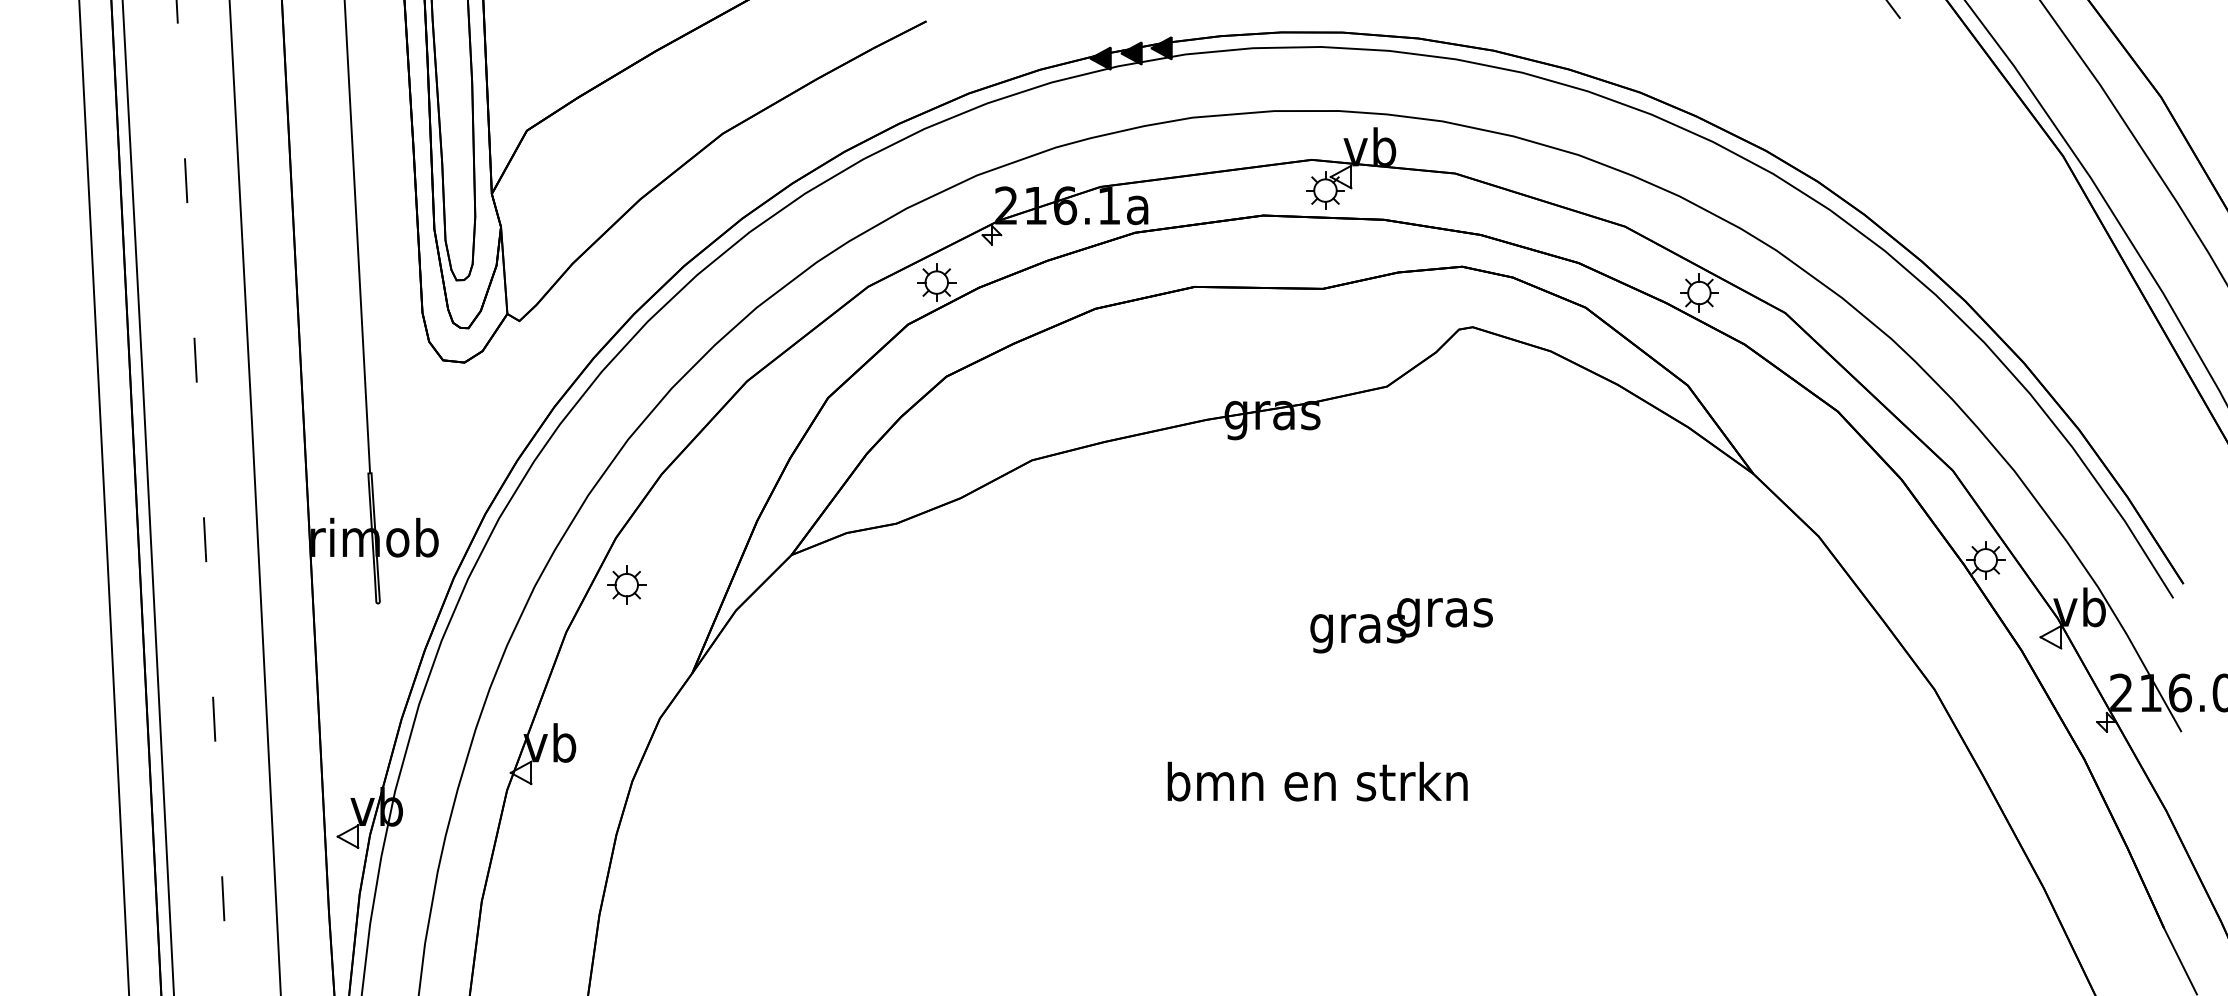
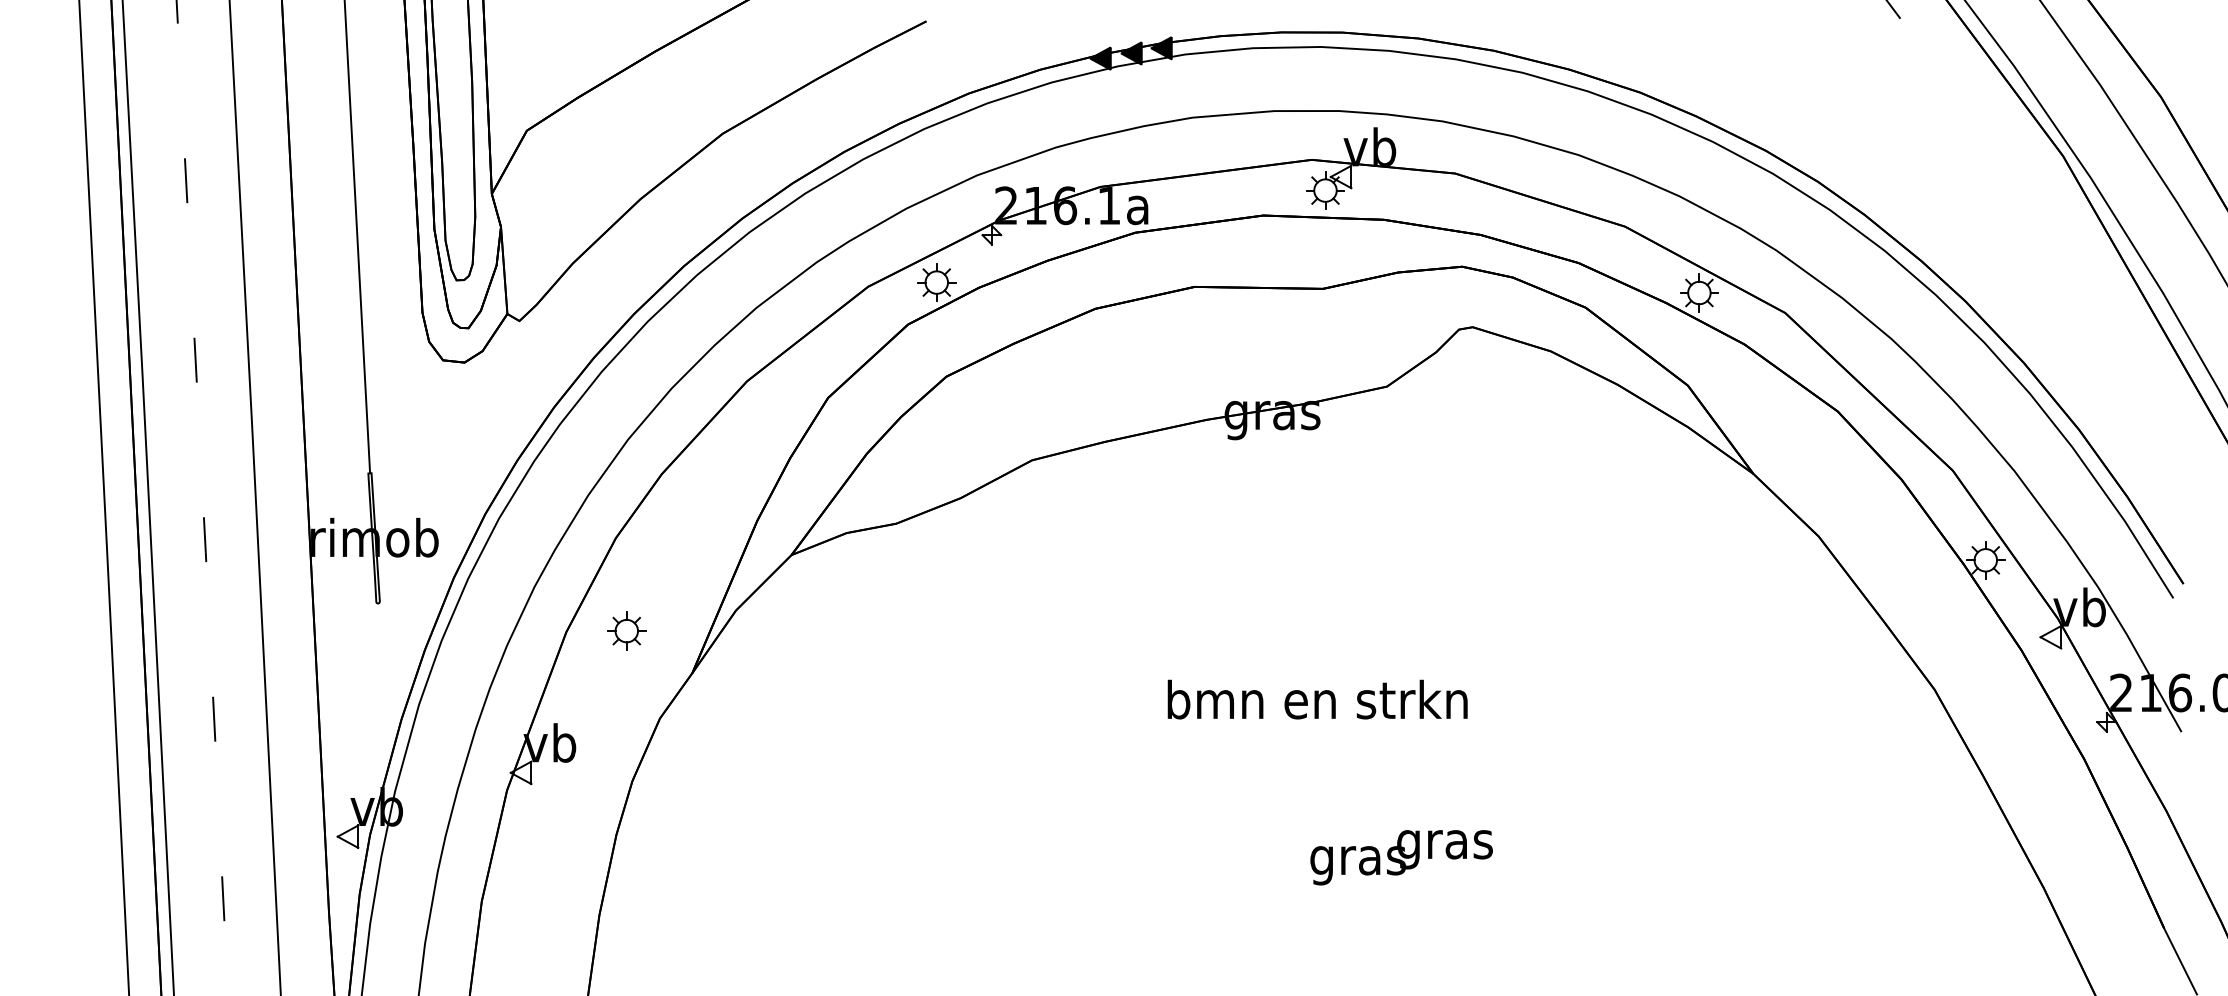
part position: (626, 584) -> (626, 630) (626, 630)
text position: (1401, 625) -> (1401, 857) (1401, 857)
text position: (1317, 781) -> (1317, 699) (1317, 699)
